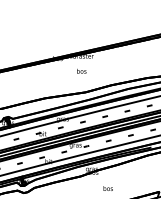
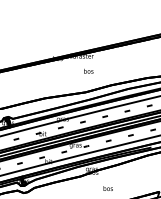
text position: (81, 70) -> (88, 70) (88, 70)
